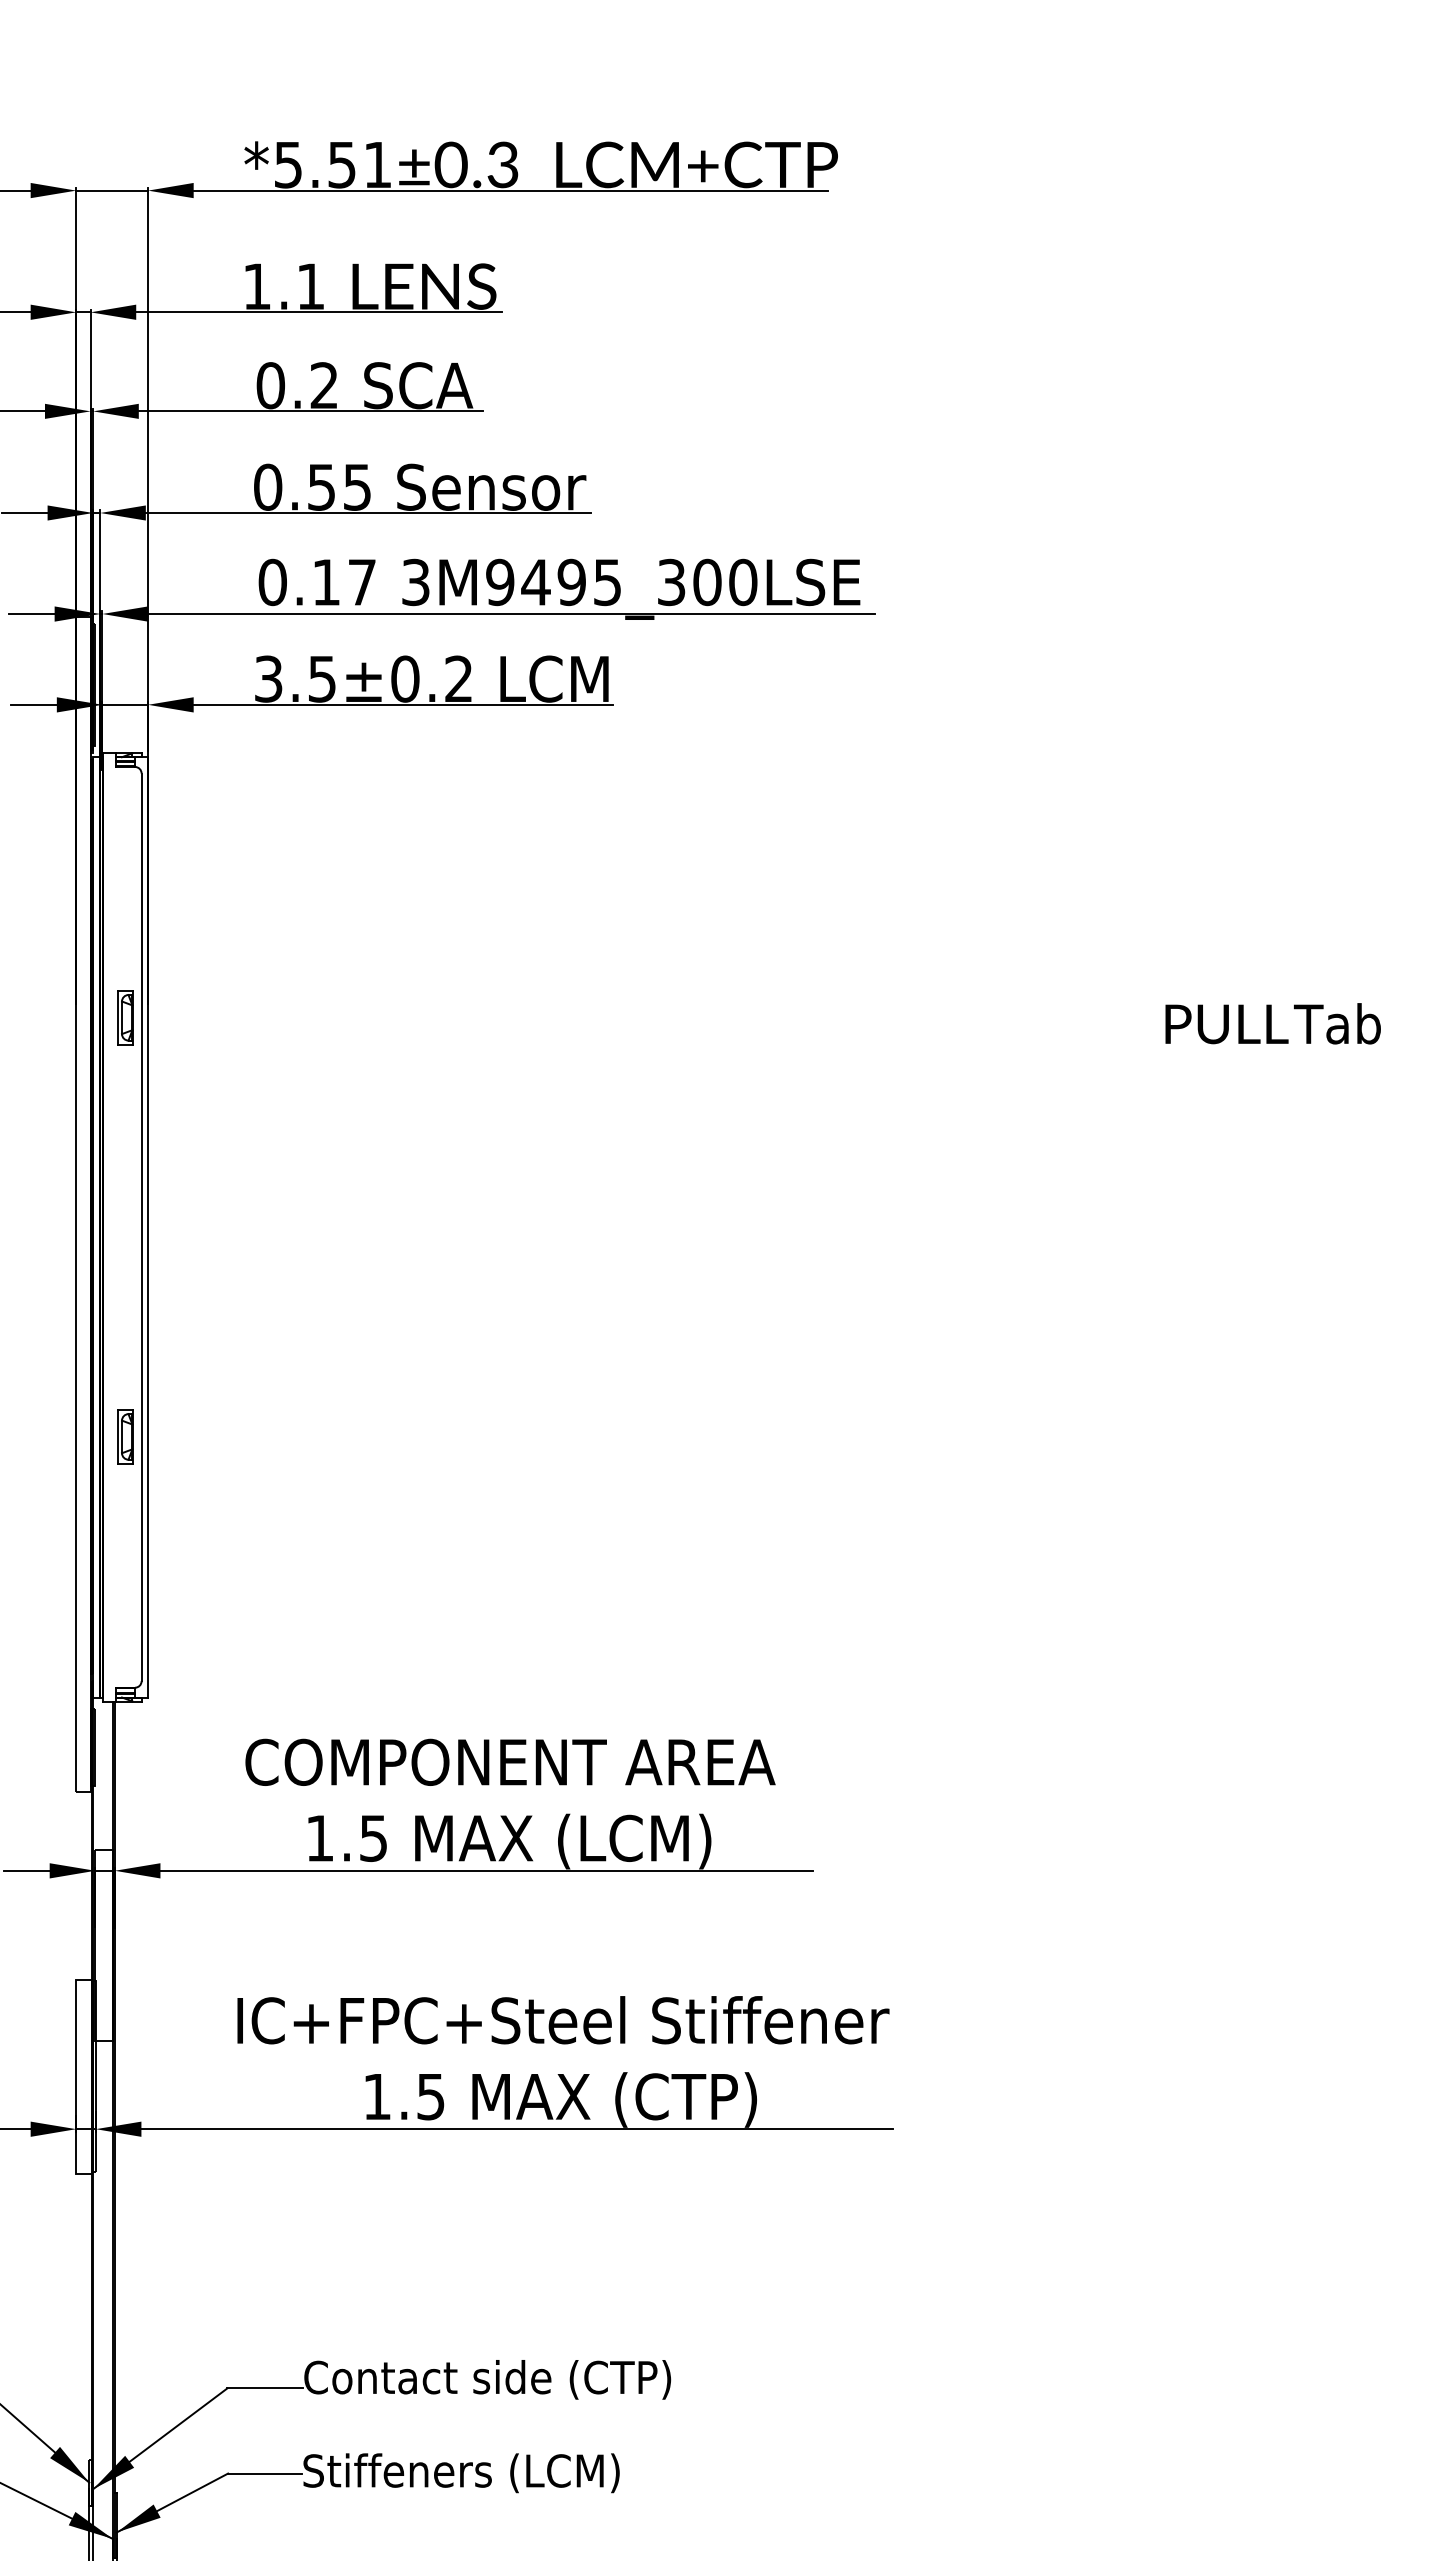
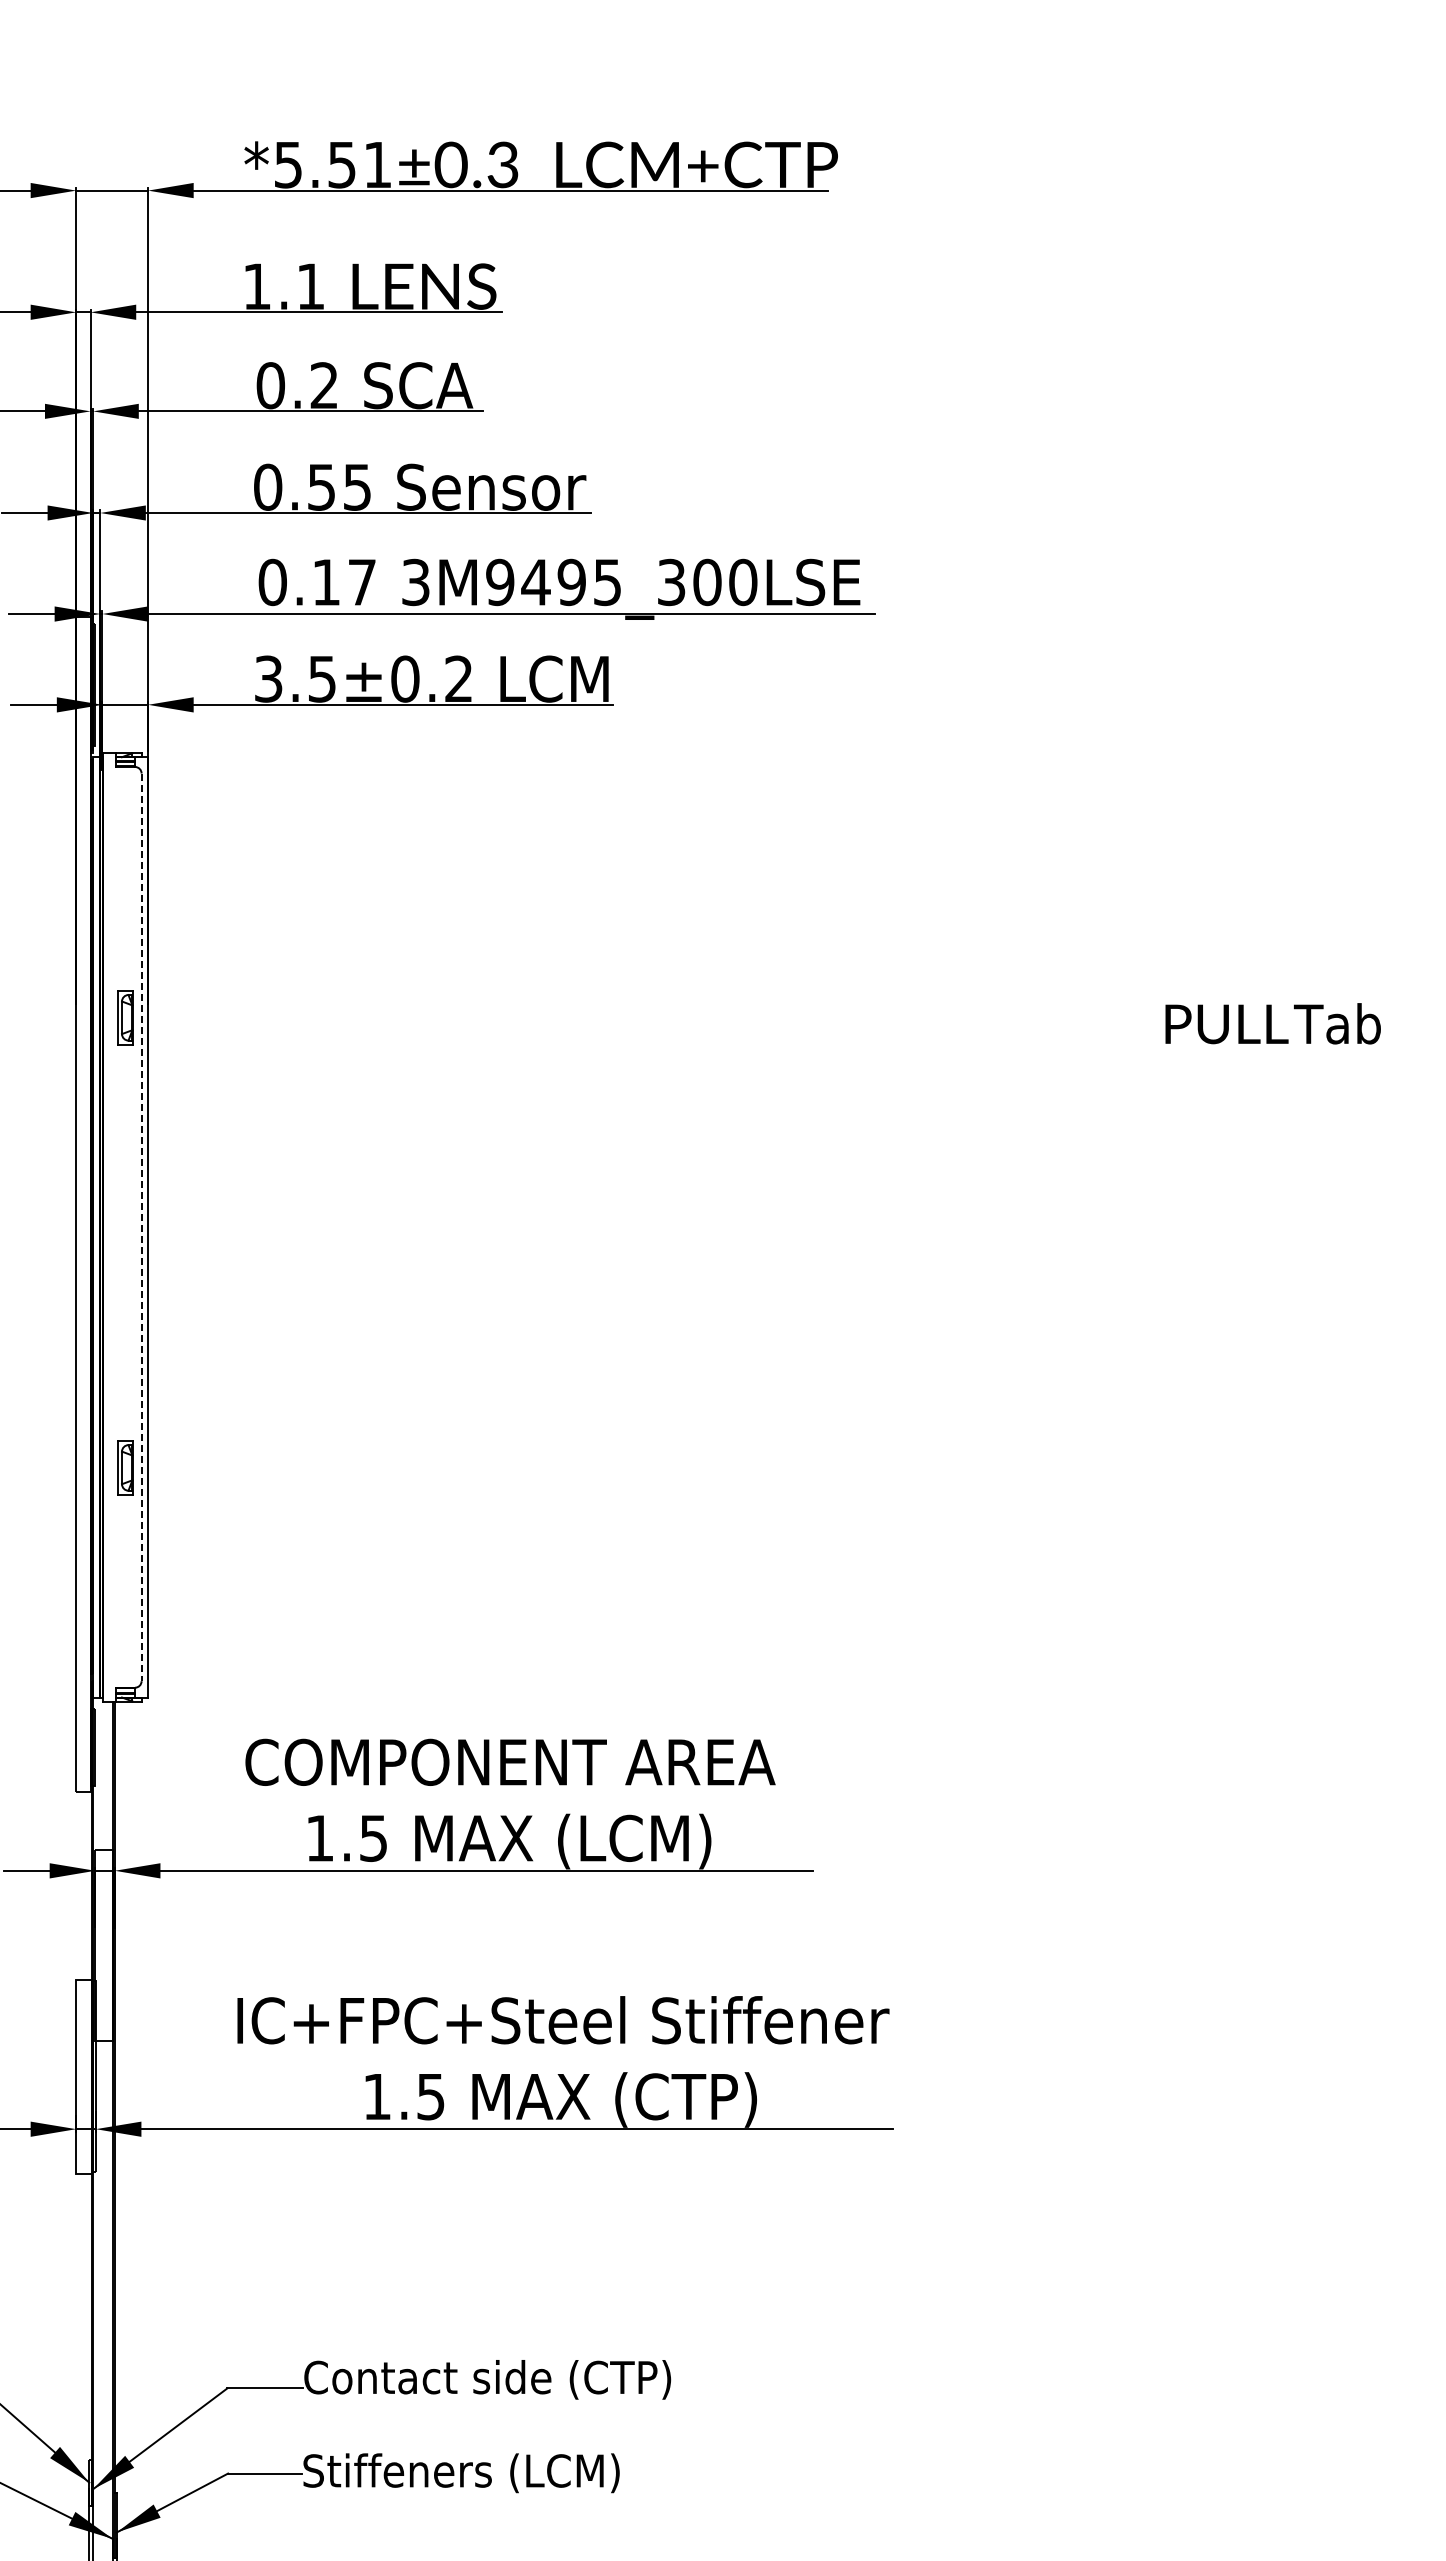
line: solid -> dashed (141, 1227)
part position: (125, 1436) -> (125, 1467) (125, 1467)
